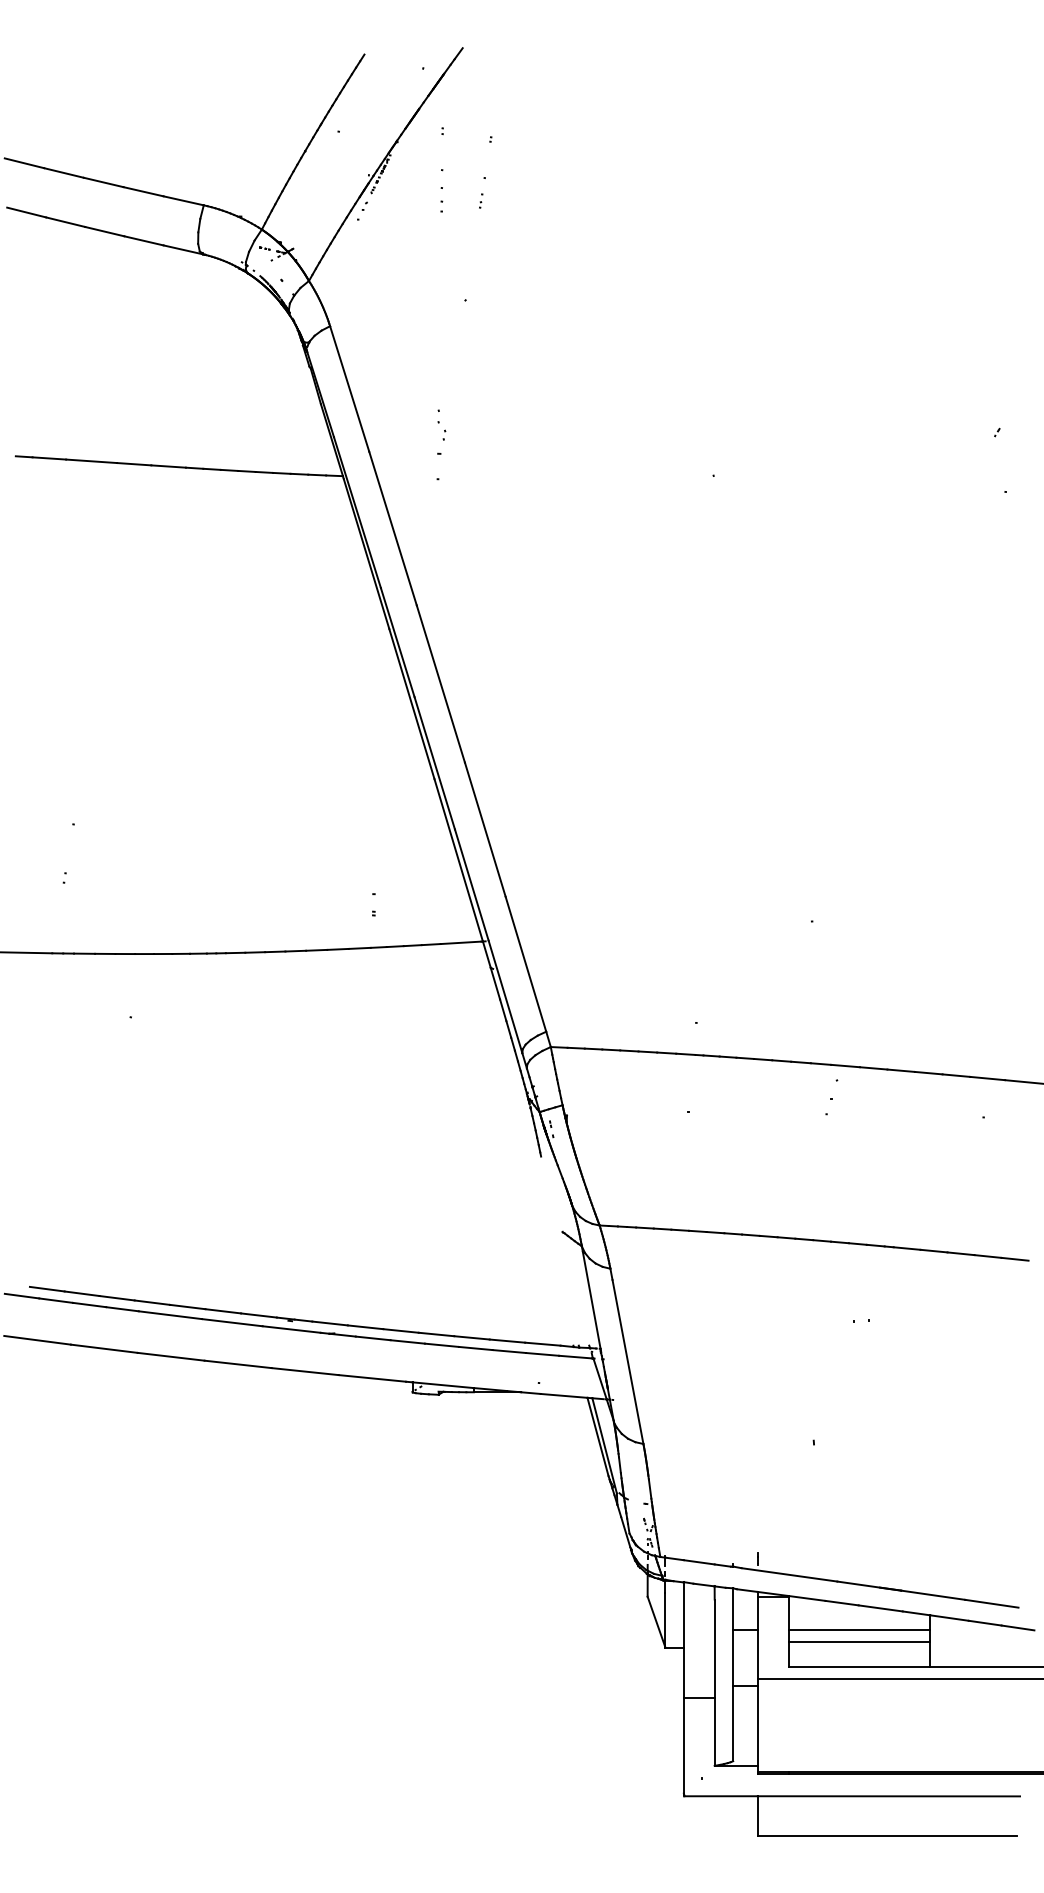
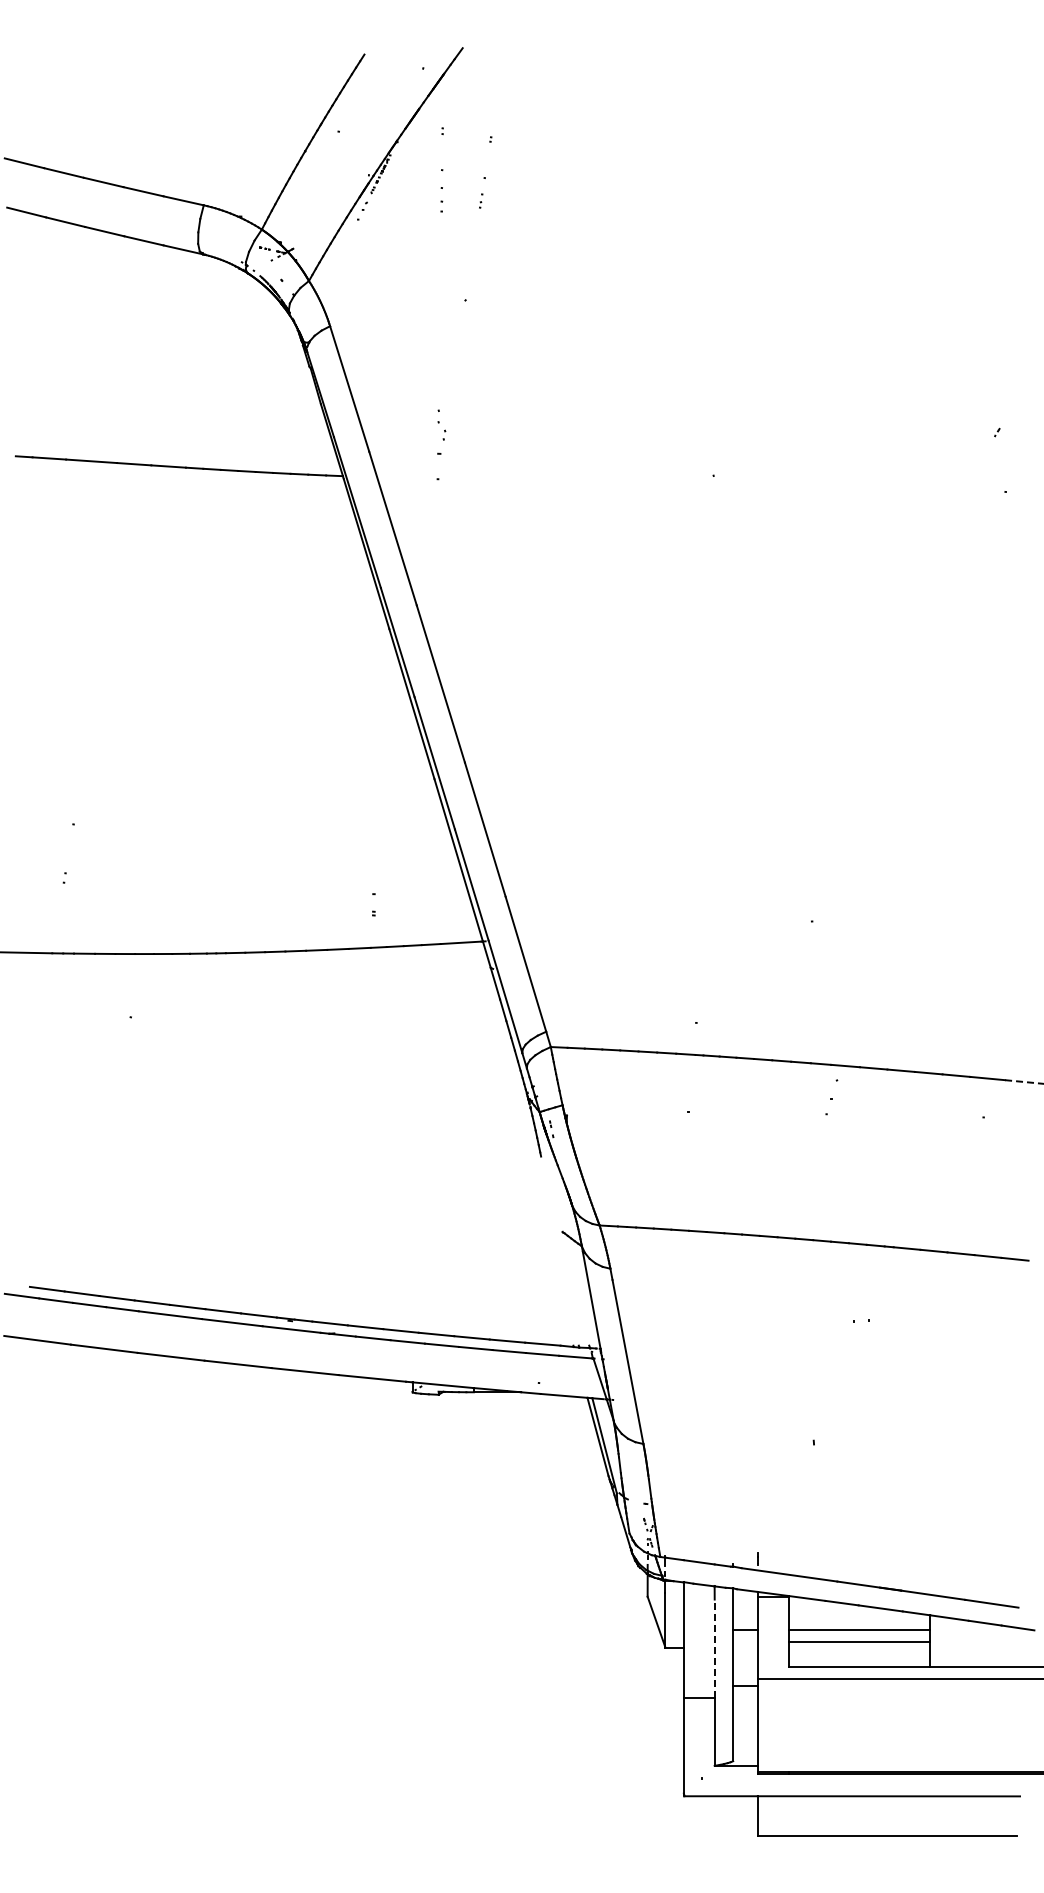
line: solid -> dashed (1024, 1082)
line: solid -> dashed (714, 1648)
